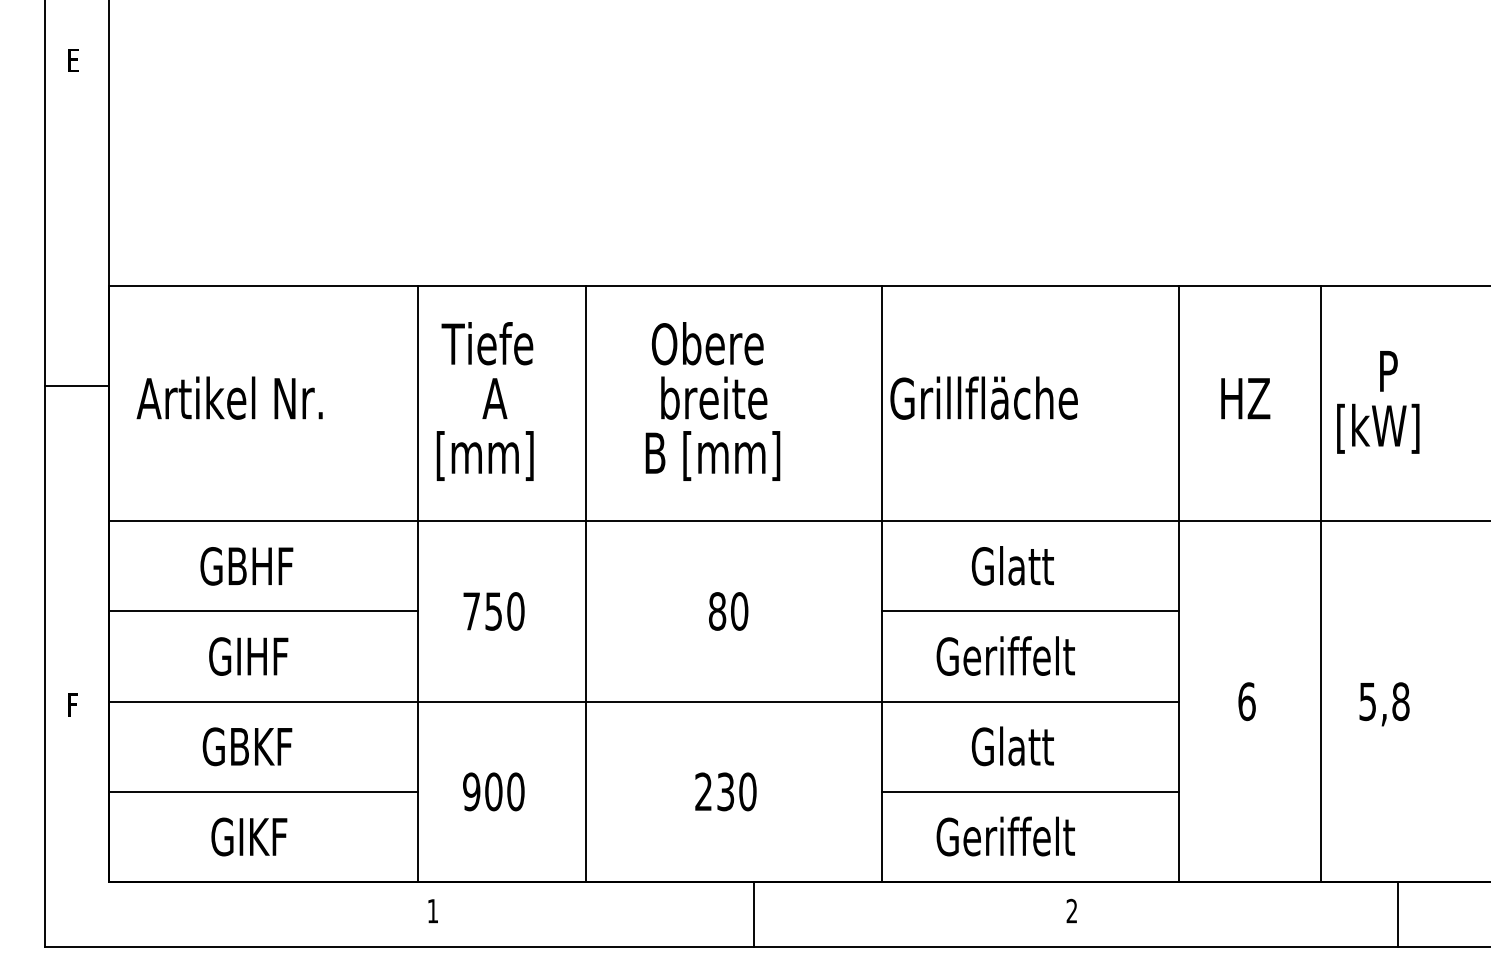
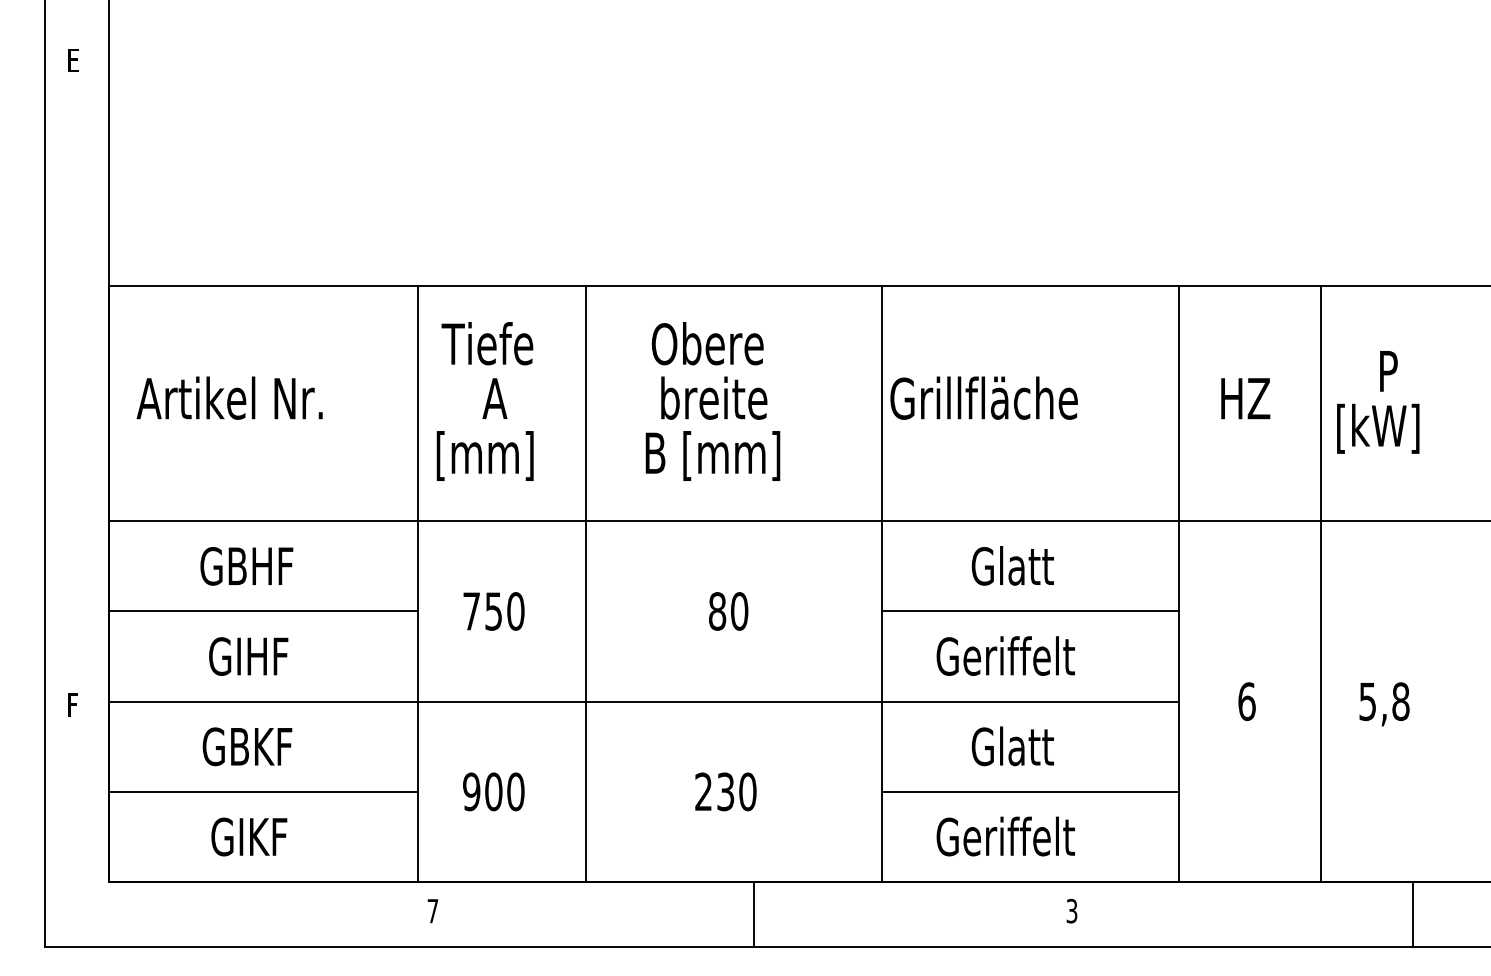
line: present -> none (76, 385)
text: 1 -> 7 (432, 911)
text: 2 -> 3 (1071, 911)
line position: (1397, 914) -> (1412, 914) (1412, 914)
